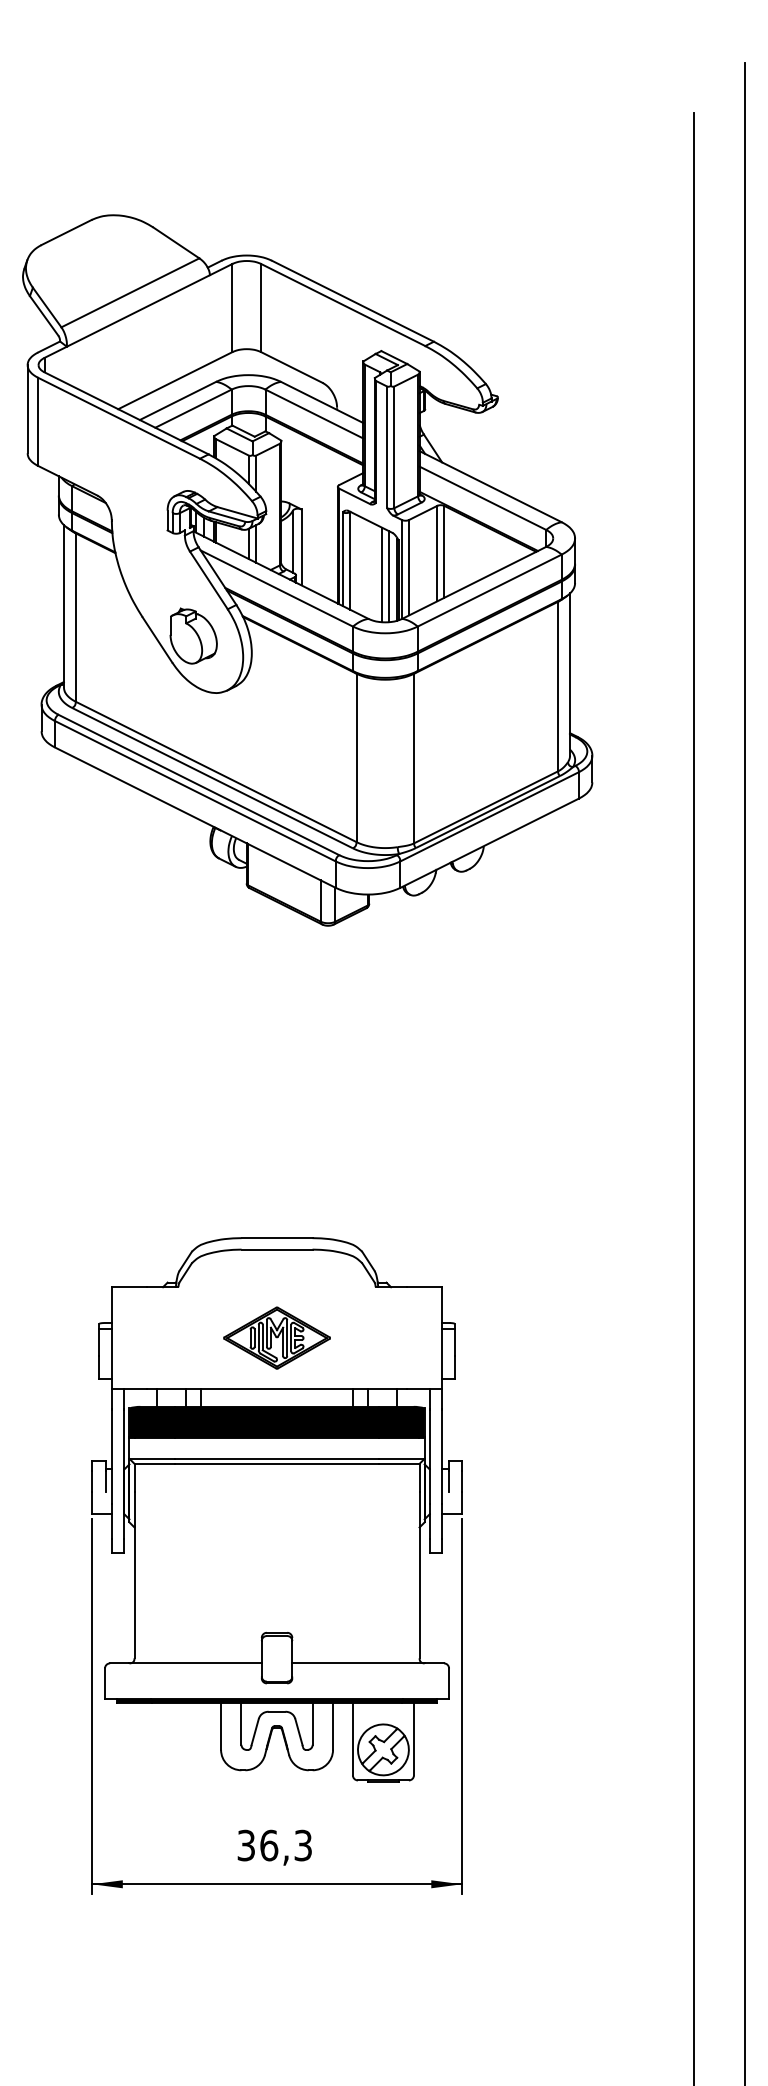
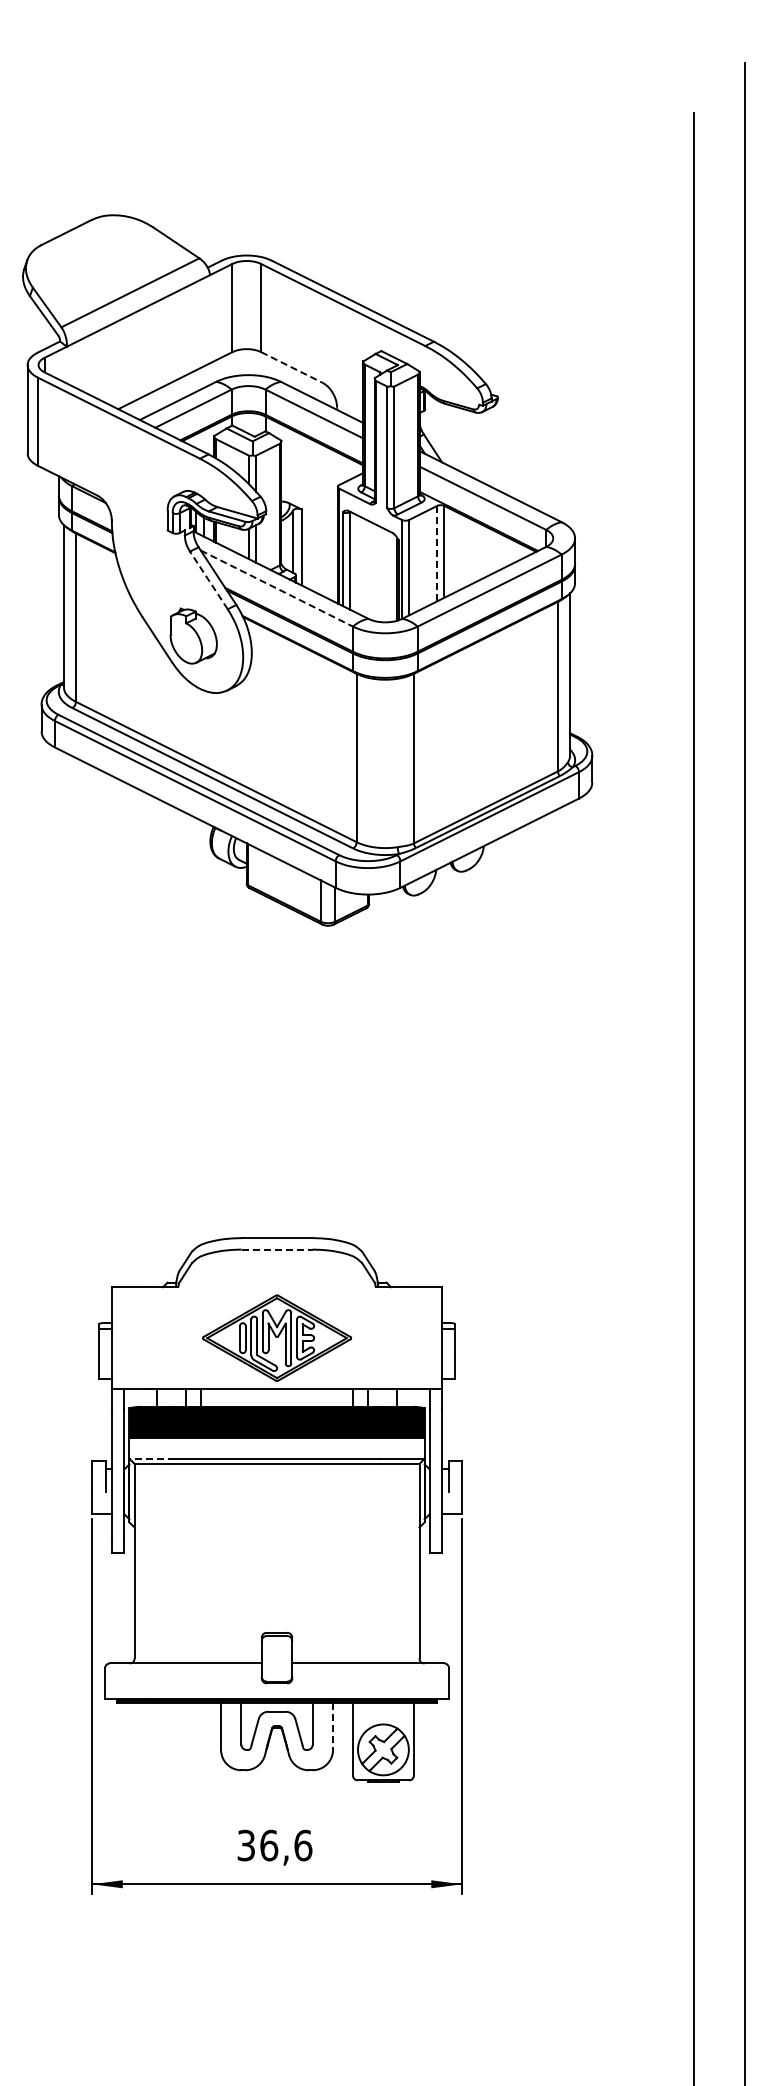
line: solid -> dashed (292, 367)
line: solid -> dashed (437, 553)
line: present -> none (381, 574)
line: present -> none (388, 576)
line: solid -> dashed (208, 580)
line: solid -> dashed (277, 588)
line: solid -> dashed (277, 1249)
part size: 108x64 px -> 151x88 px (277, 1337)
line: solid -> dashed (152, 1458)
line: solid -> dashed (333, 1726)
text: 36,3 -> 36,6 (303, 1845)
